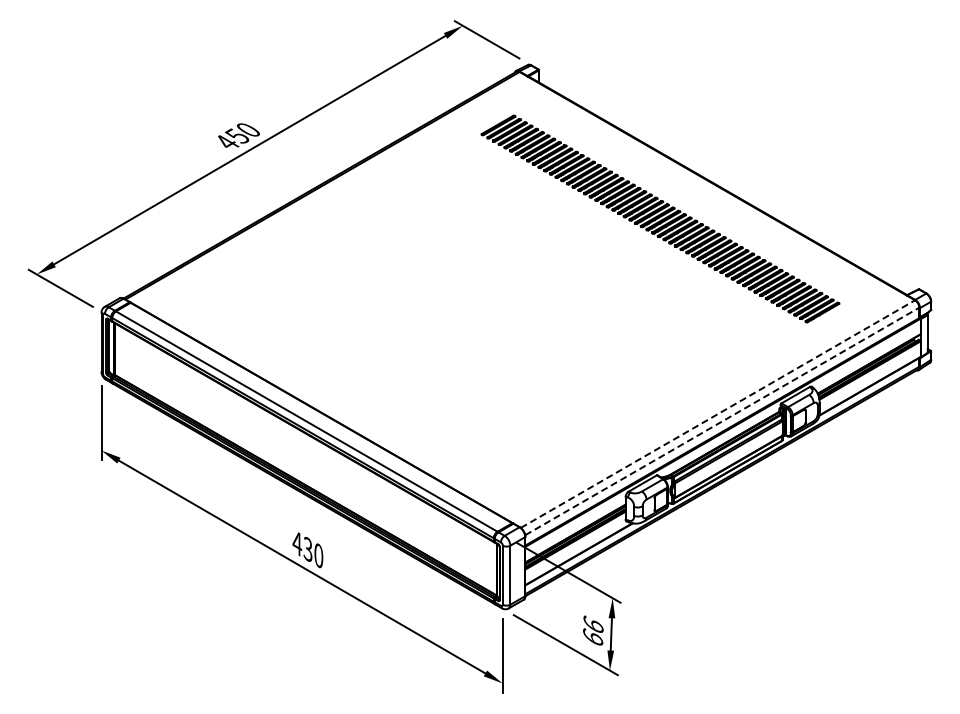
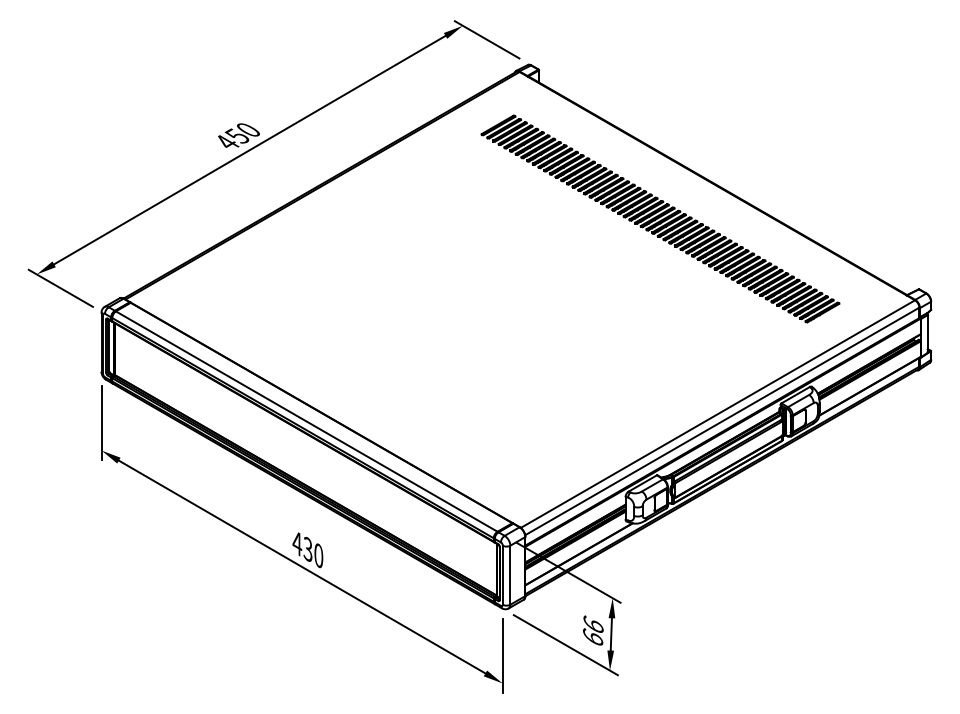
line: dashed -> solid (717, 414)
line: dashed -> solid (722, 421)
